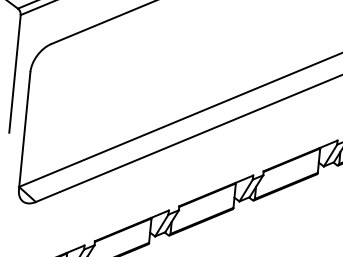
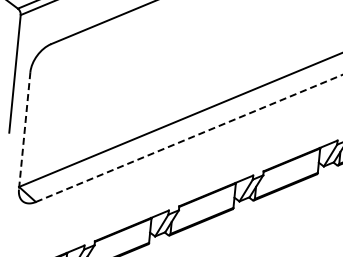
line: solid -> dashed (24, 130)
line: solid -> dashed (189, 138)
